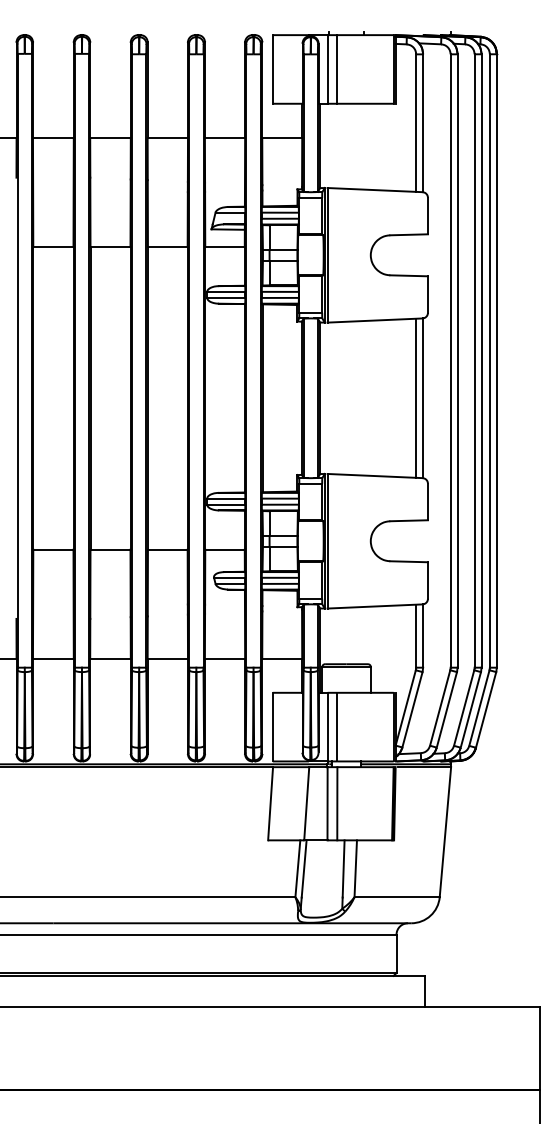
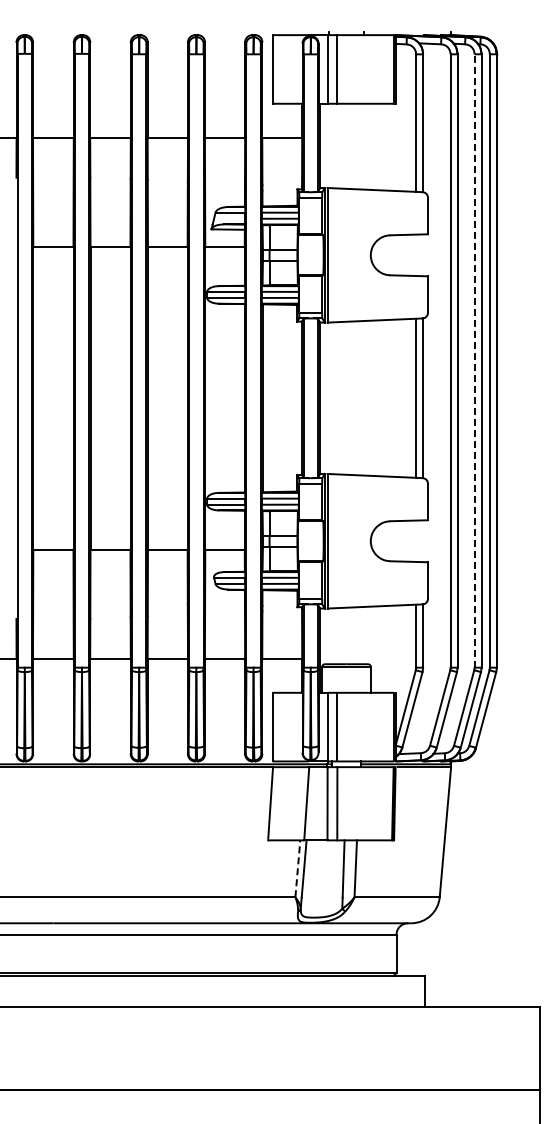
line: solid -> dashed (474, 360)
line: solid -> dashed (297, 868)
